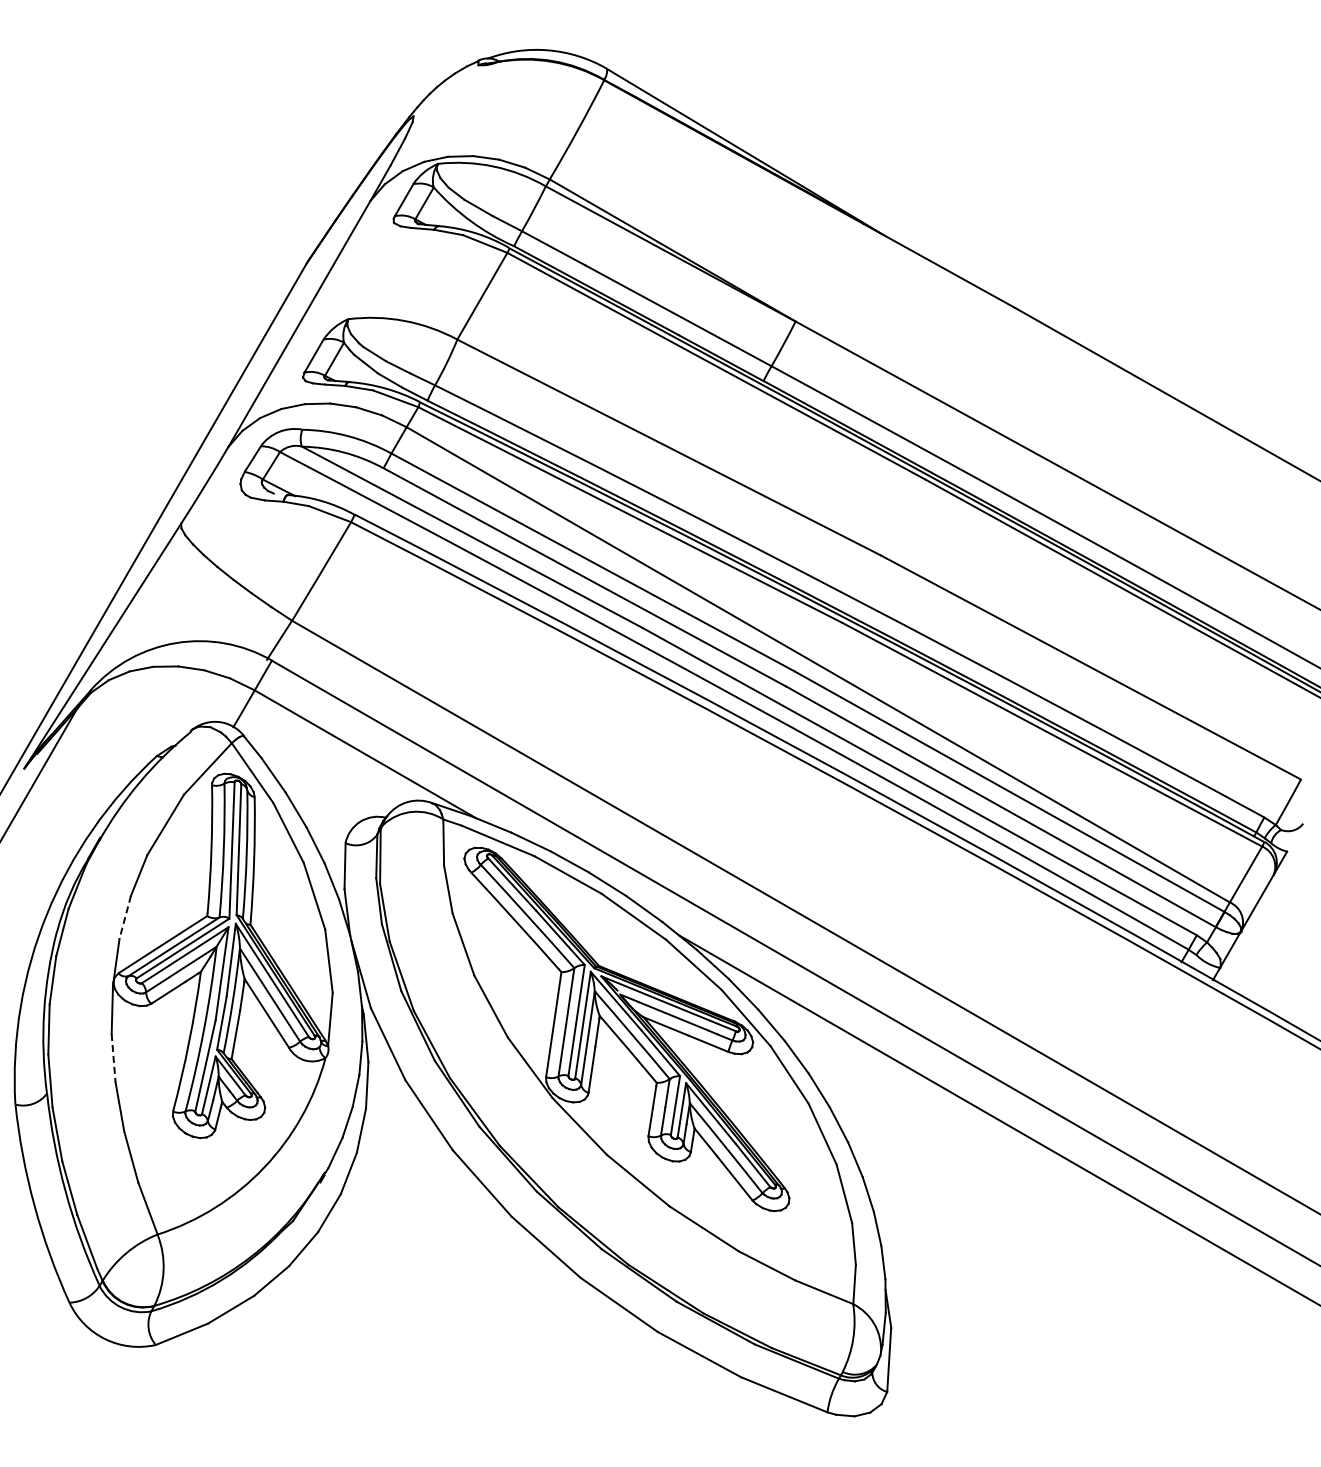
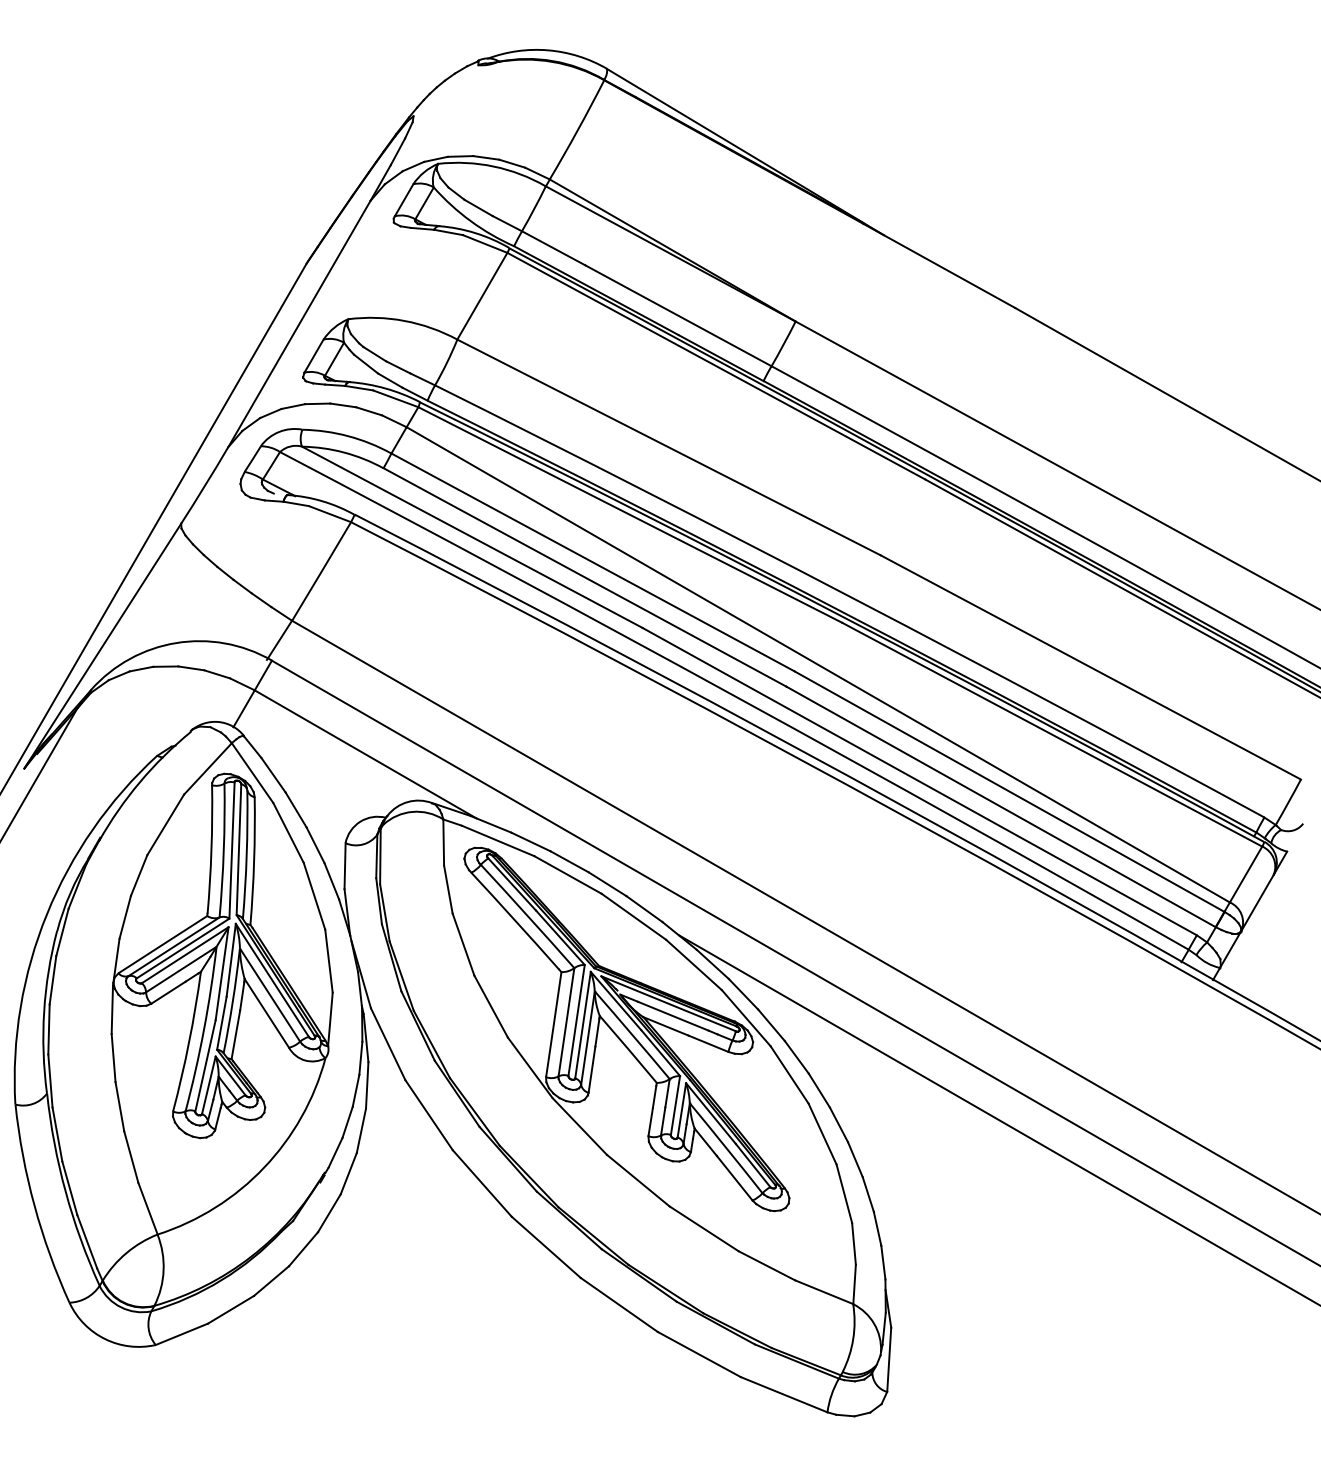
line: dashed -> solid (125, 917)
line: dashed -> solid (113, 1058)
